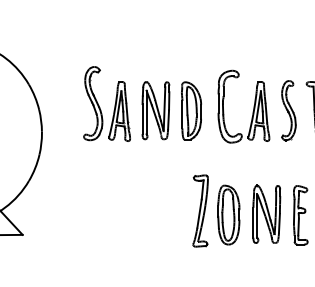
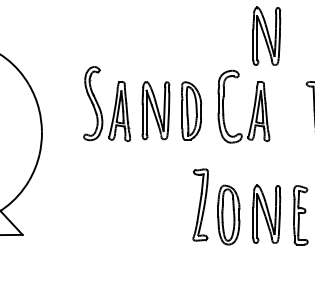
part: none -> present (266, 35)
part: present -> none (288, 110)
part position: (200, 210) -> (200, 204) (200, 204)
